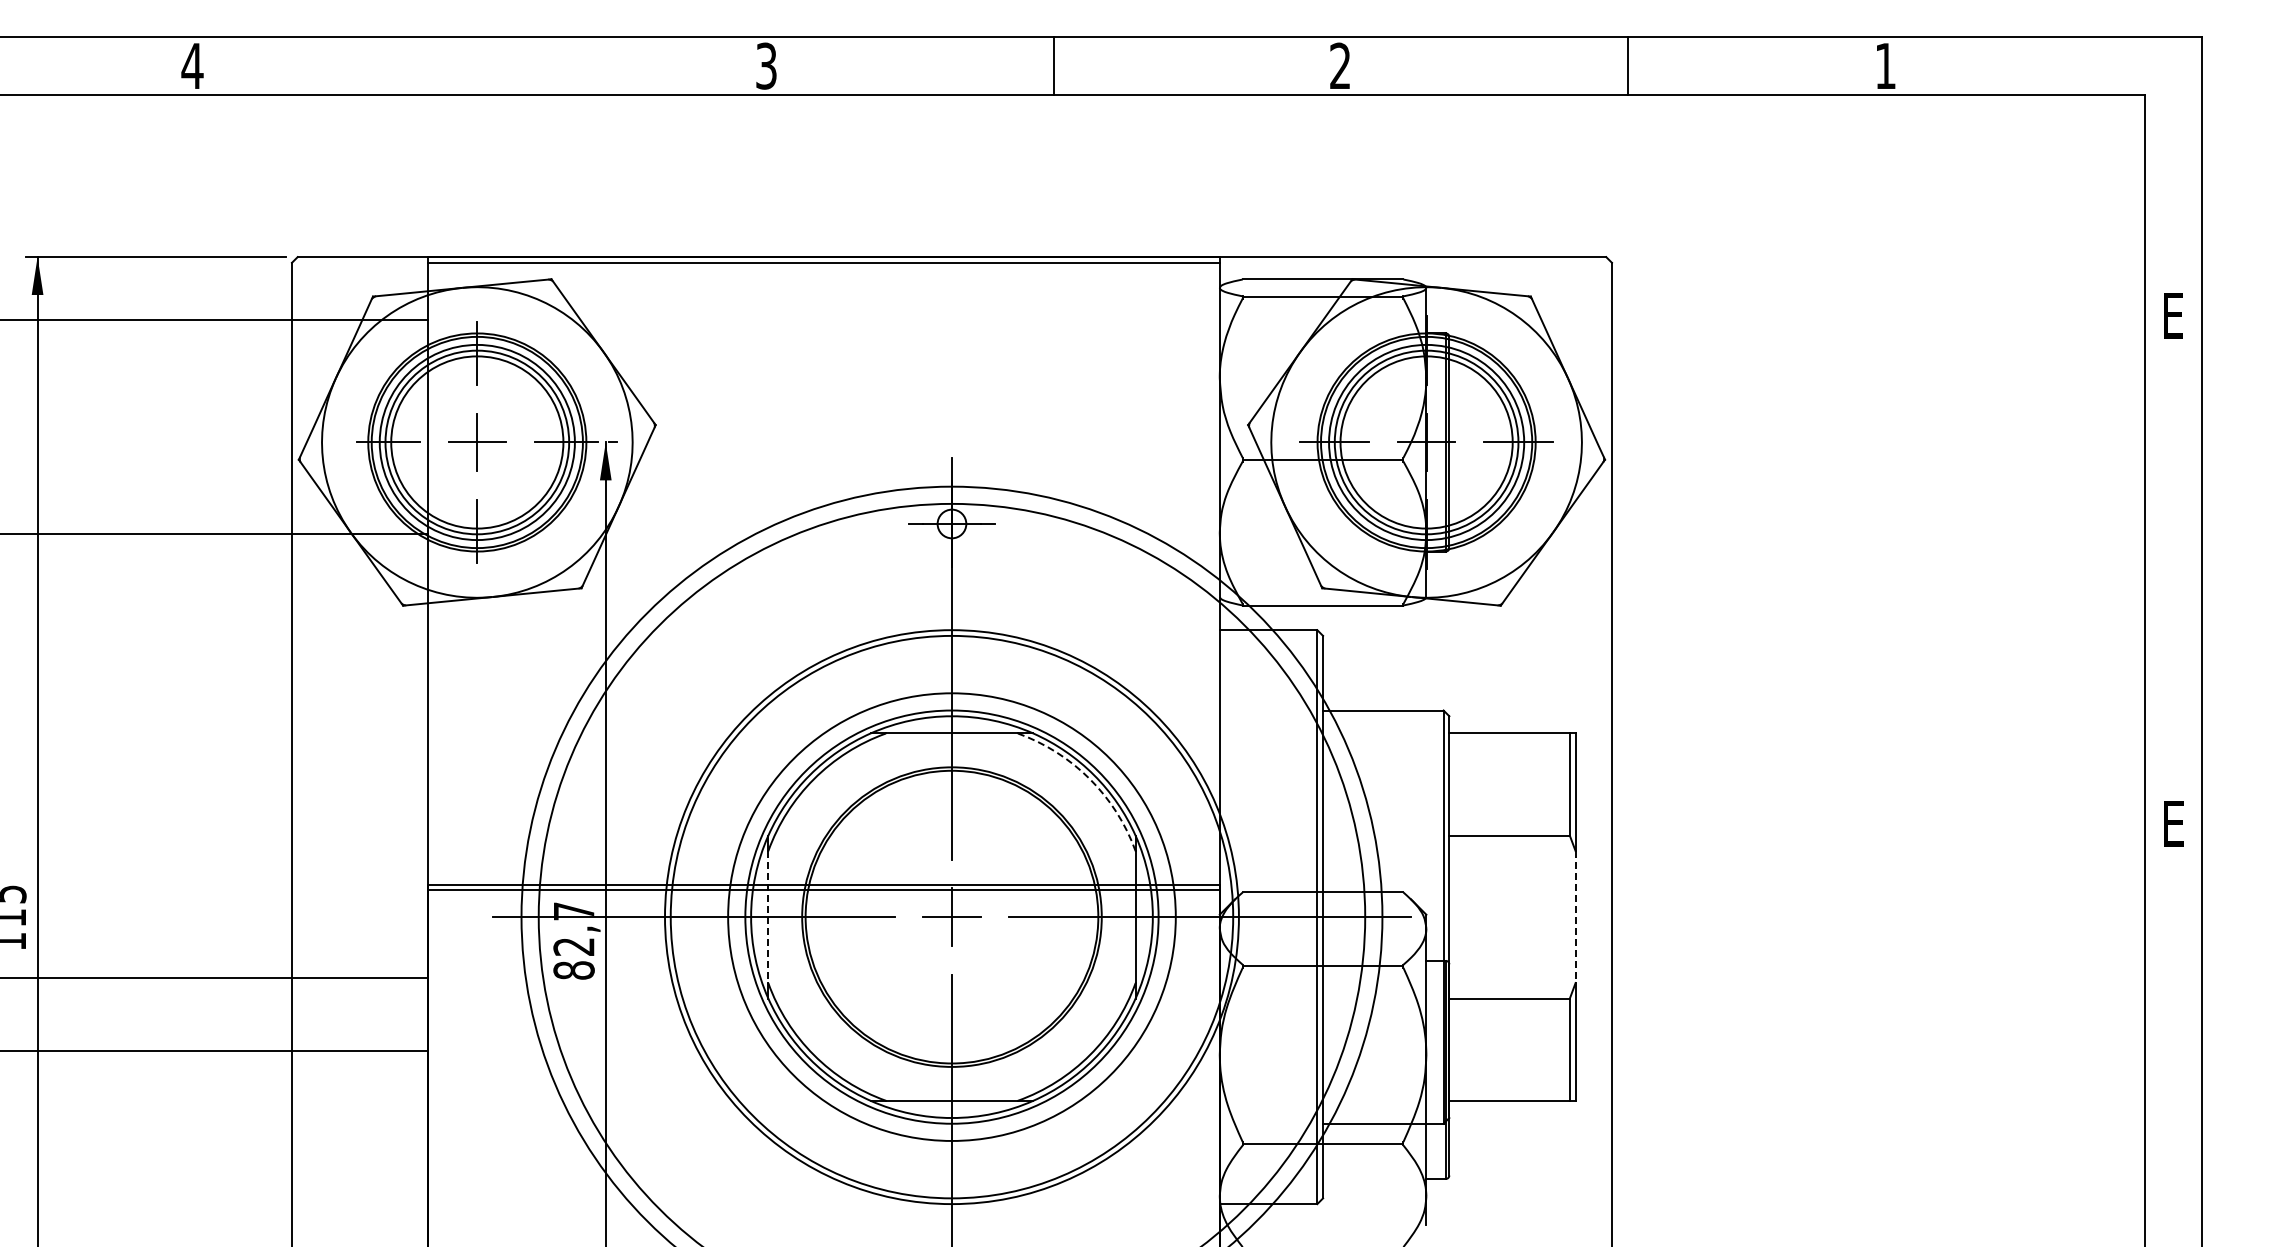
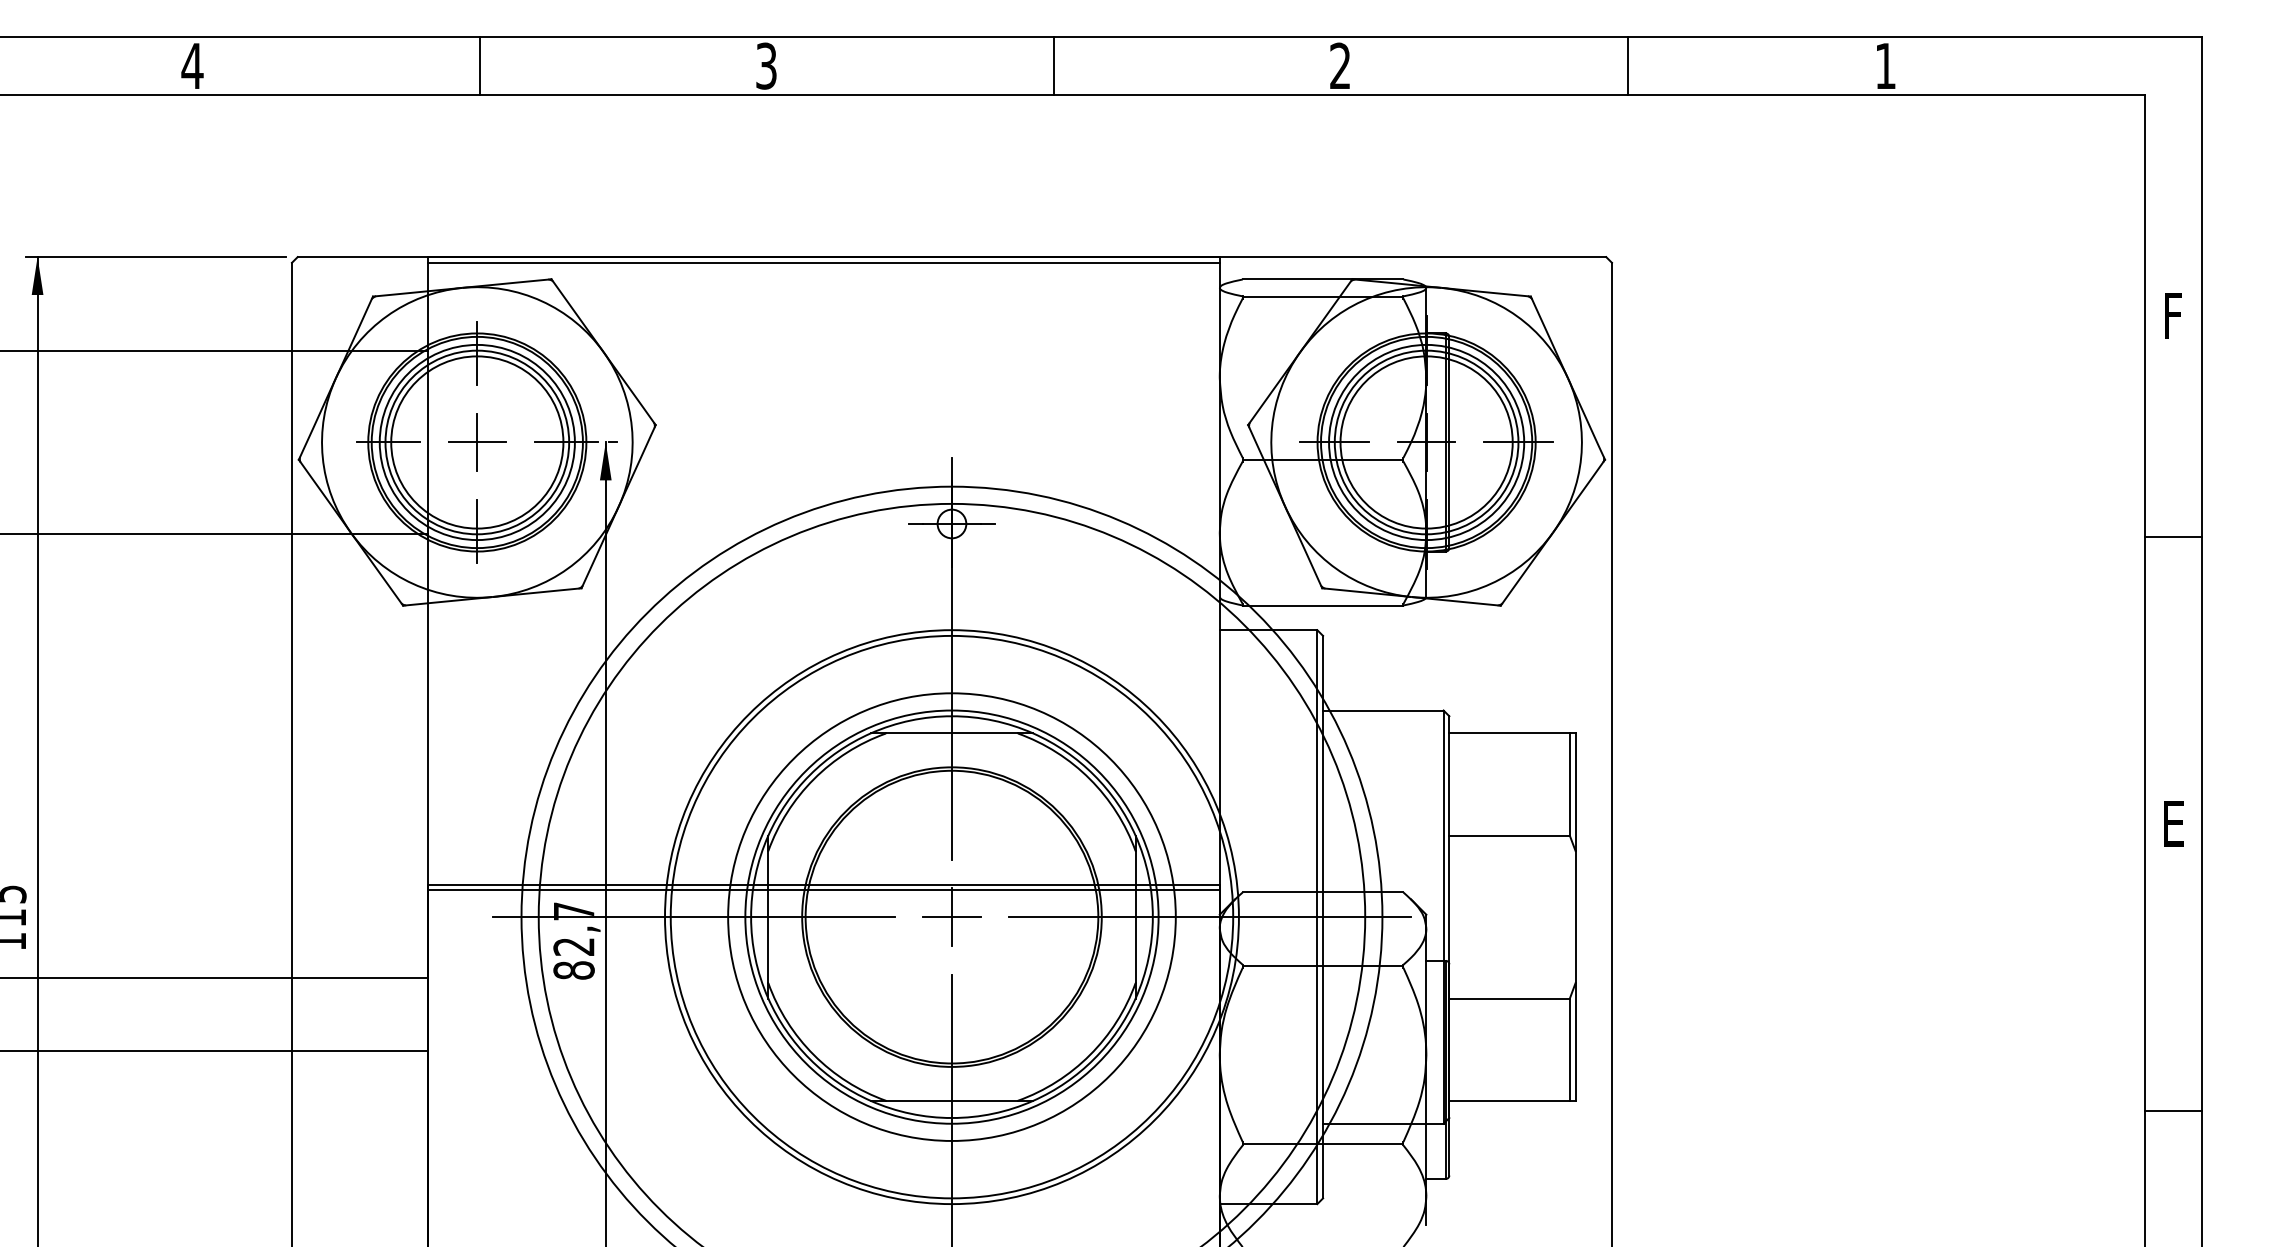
line: none -> present (480, 65)
text: E -> F (2173, 315)
line position: (214, 319) -> (214, 350) (214, 350)
line: none -> present (2172, 536)
arc: dashed -> solid (1089, 779)
line: dashed -> solid (768, 917)
line: dashed -> solid (1575, 917)
line: none -> present (2172, 1110)
